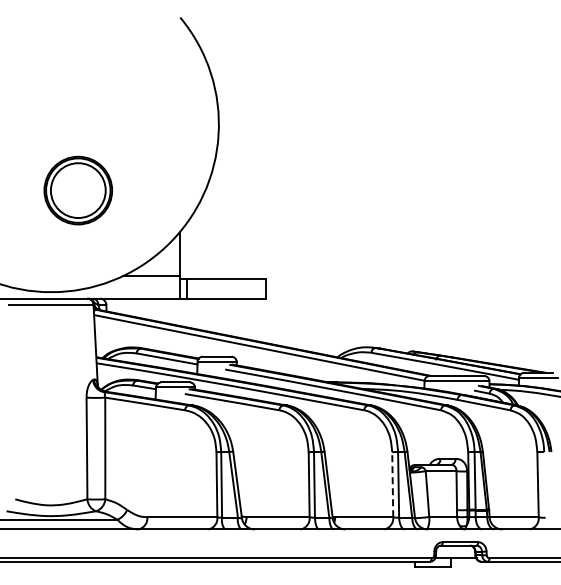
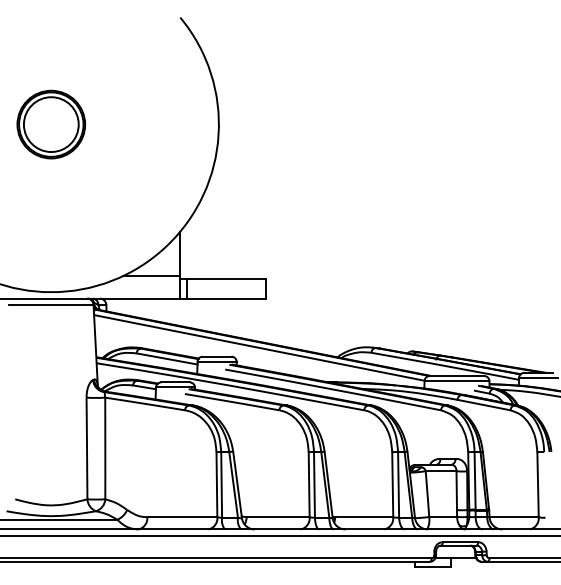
part position: (78, 190) -> (51, 124) (51, 124)
line: dashed -> solid (392, 484)
line: none -> present (279, 535)
